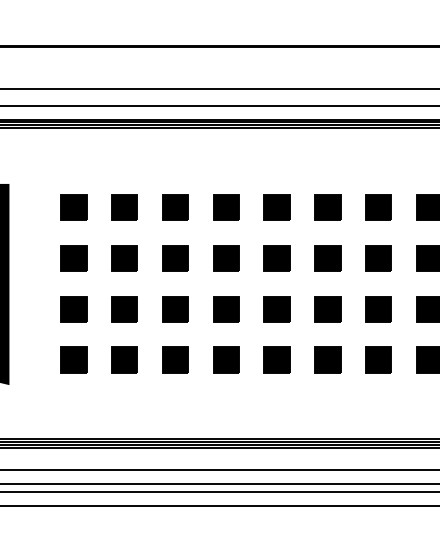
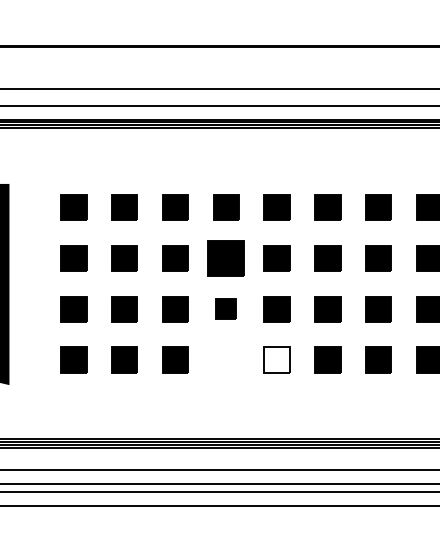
part size: 27x27 px -> 38x37 px (225, 258)
part size: 27x27 px -> 22x22 px (225, 308)
part: present -> none (226, 359)
fill: present -> none (276, 359)
